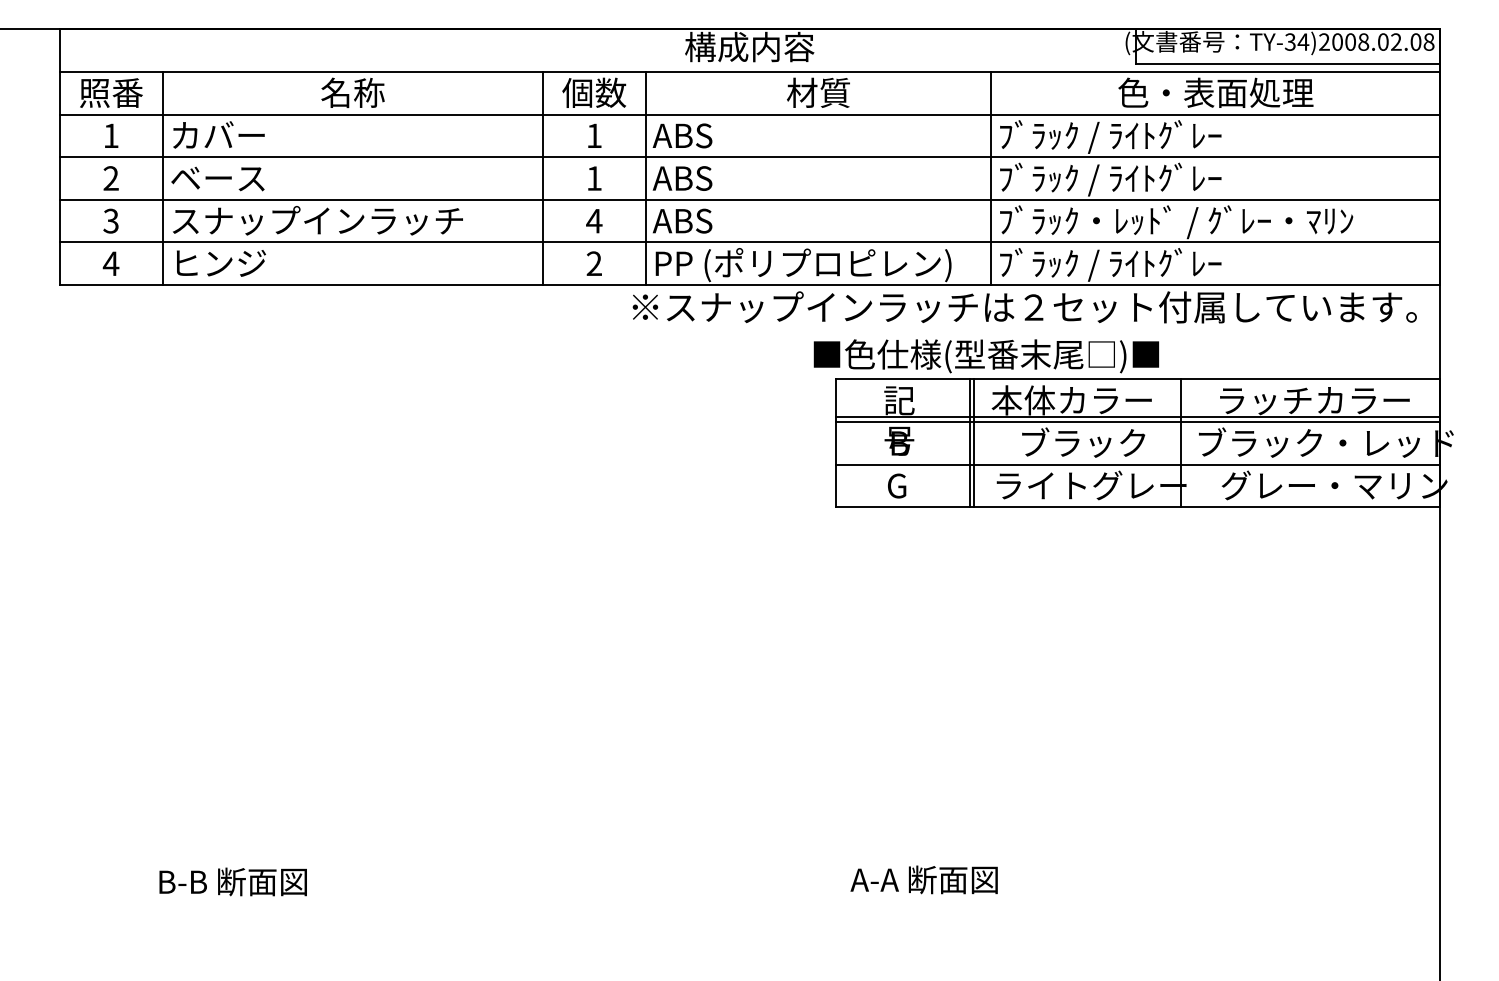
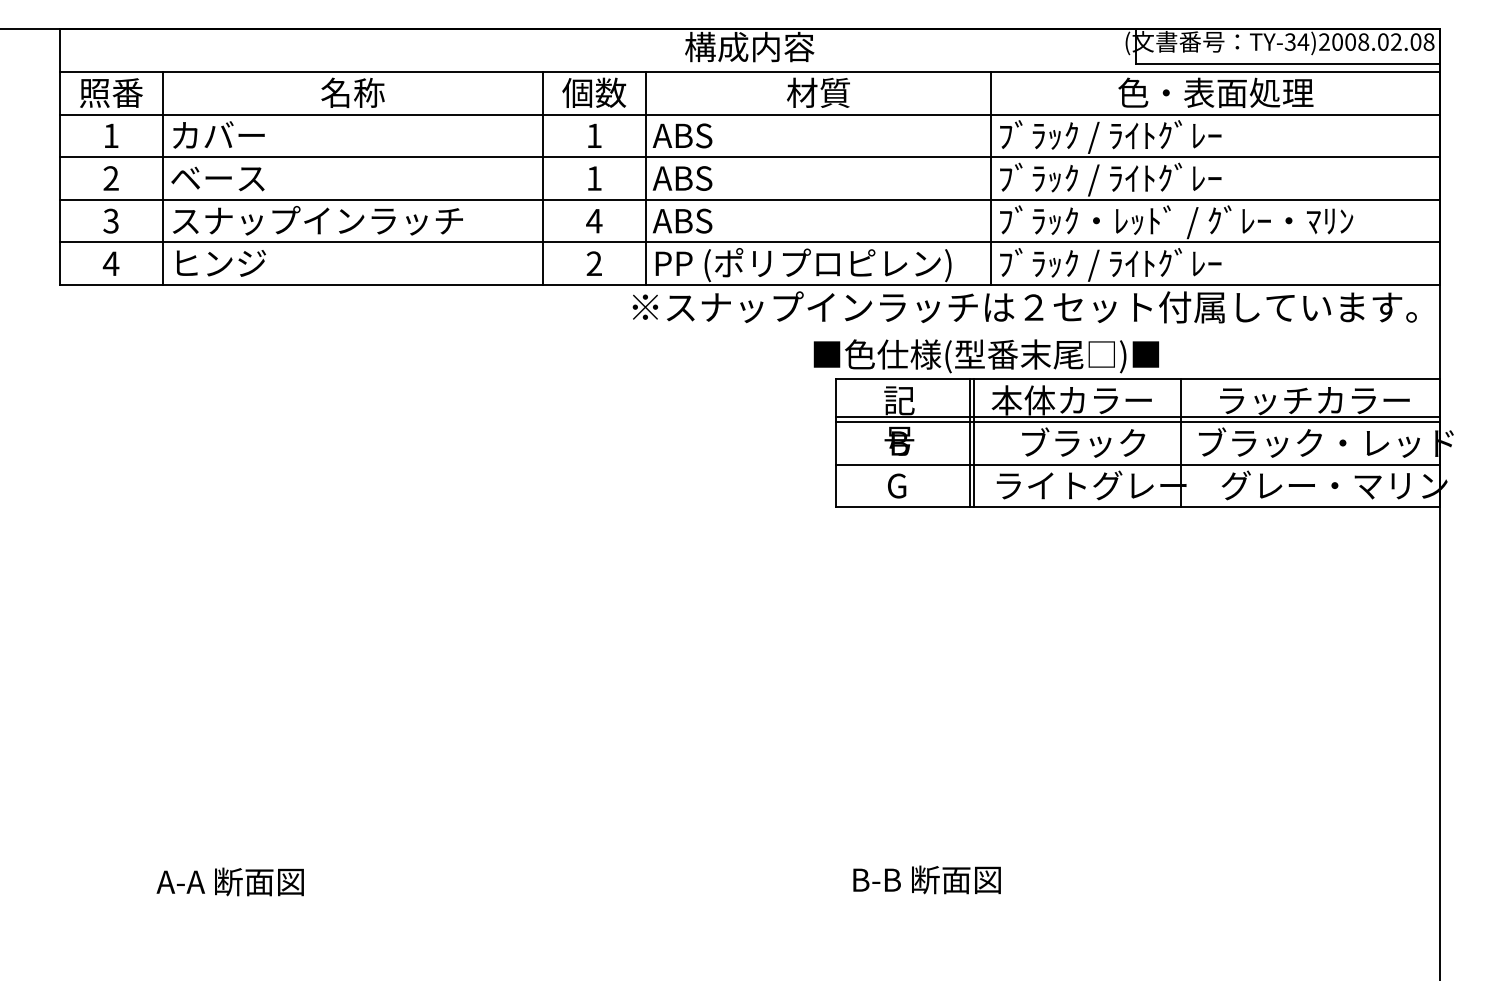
text: A-A 断面図 -> B-B 断面図 (925, 879)
text: B-B 断面図 -> A-A 断面図 (231, 881)
